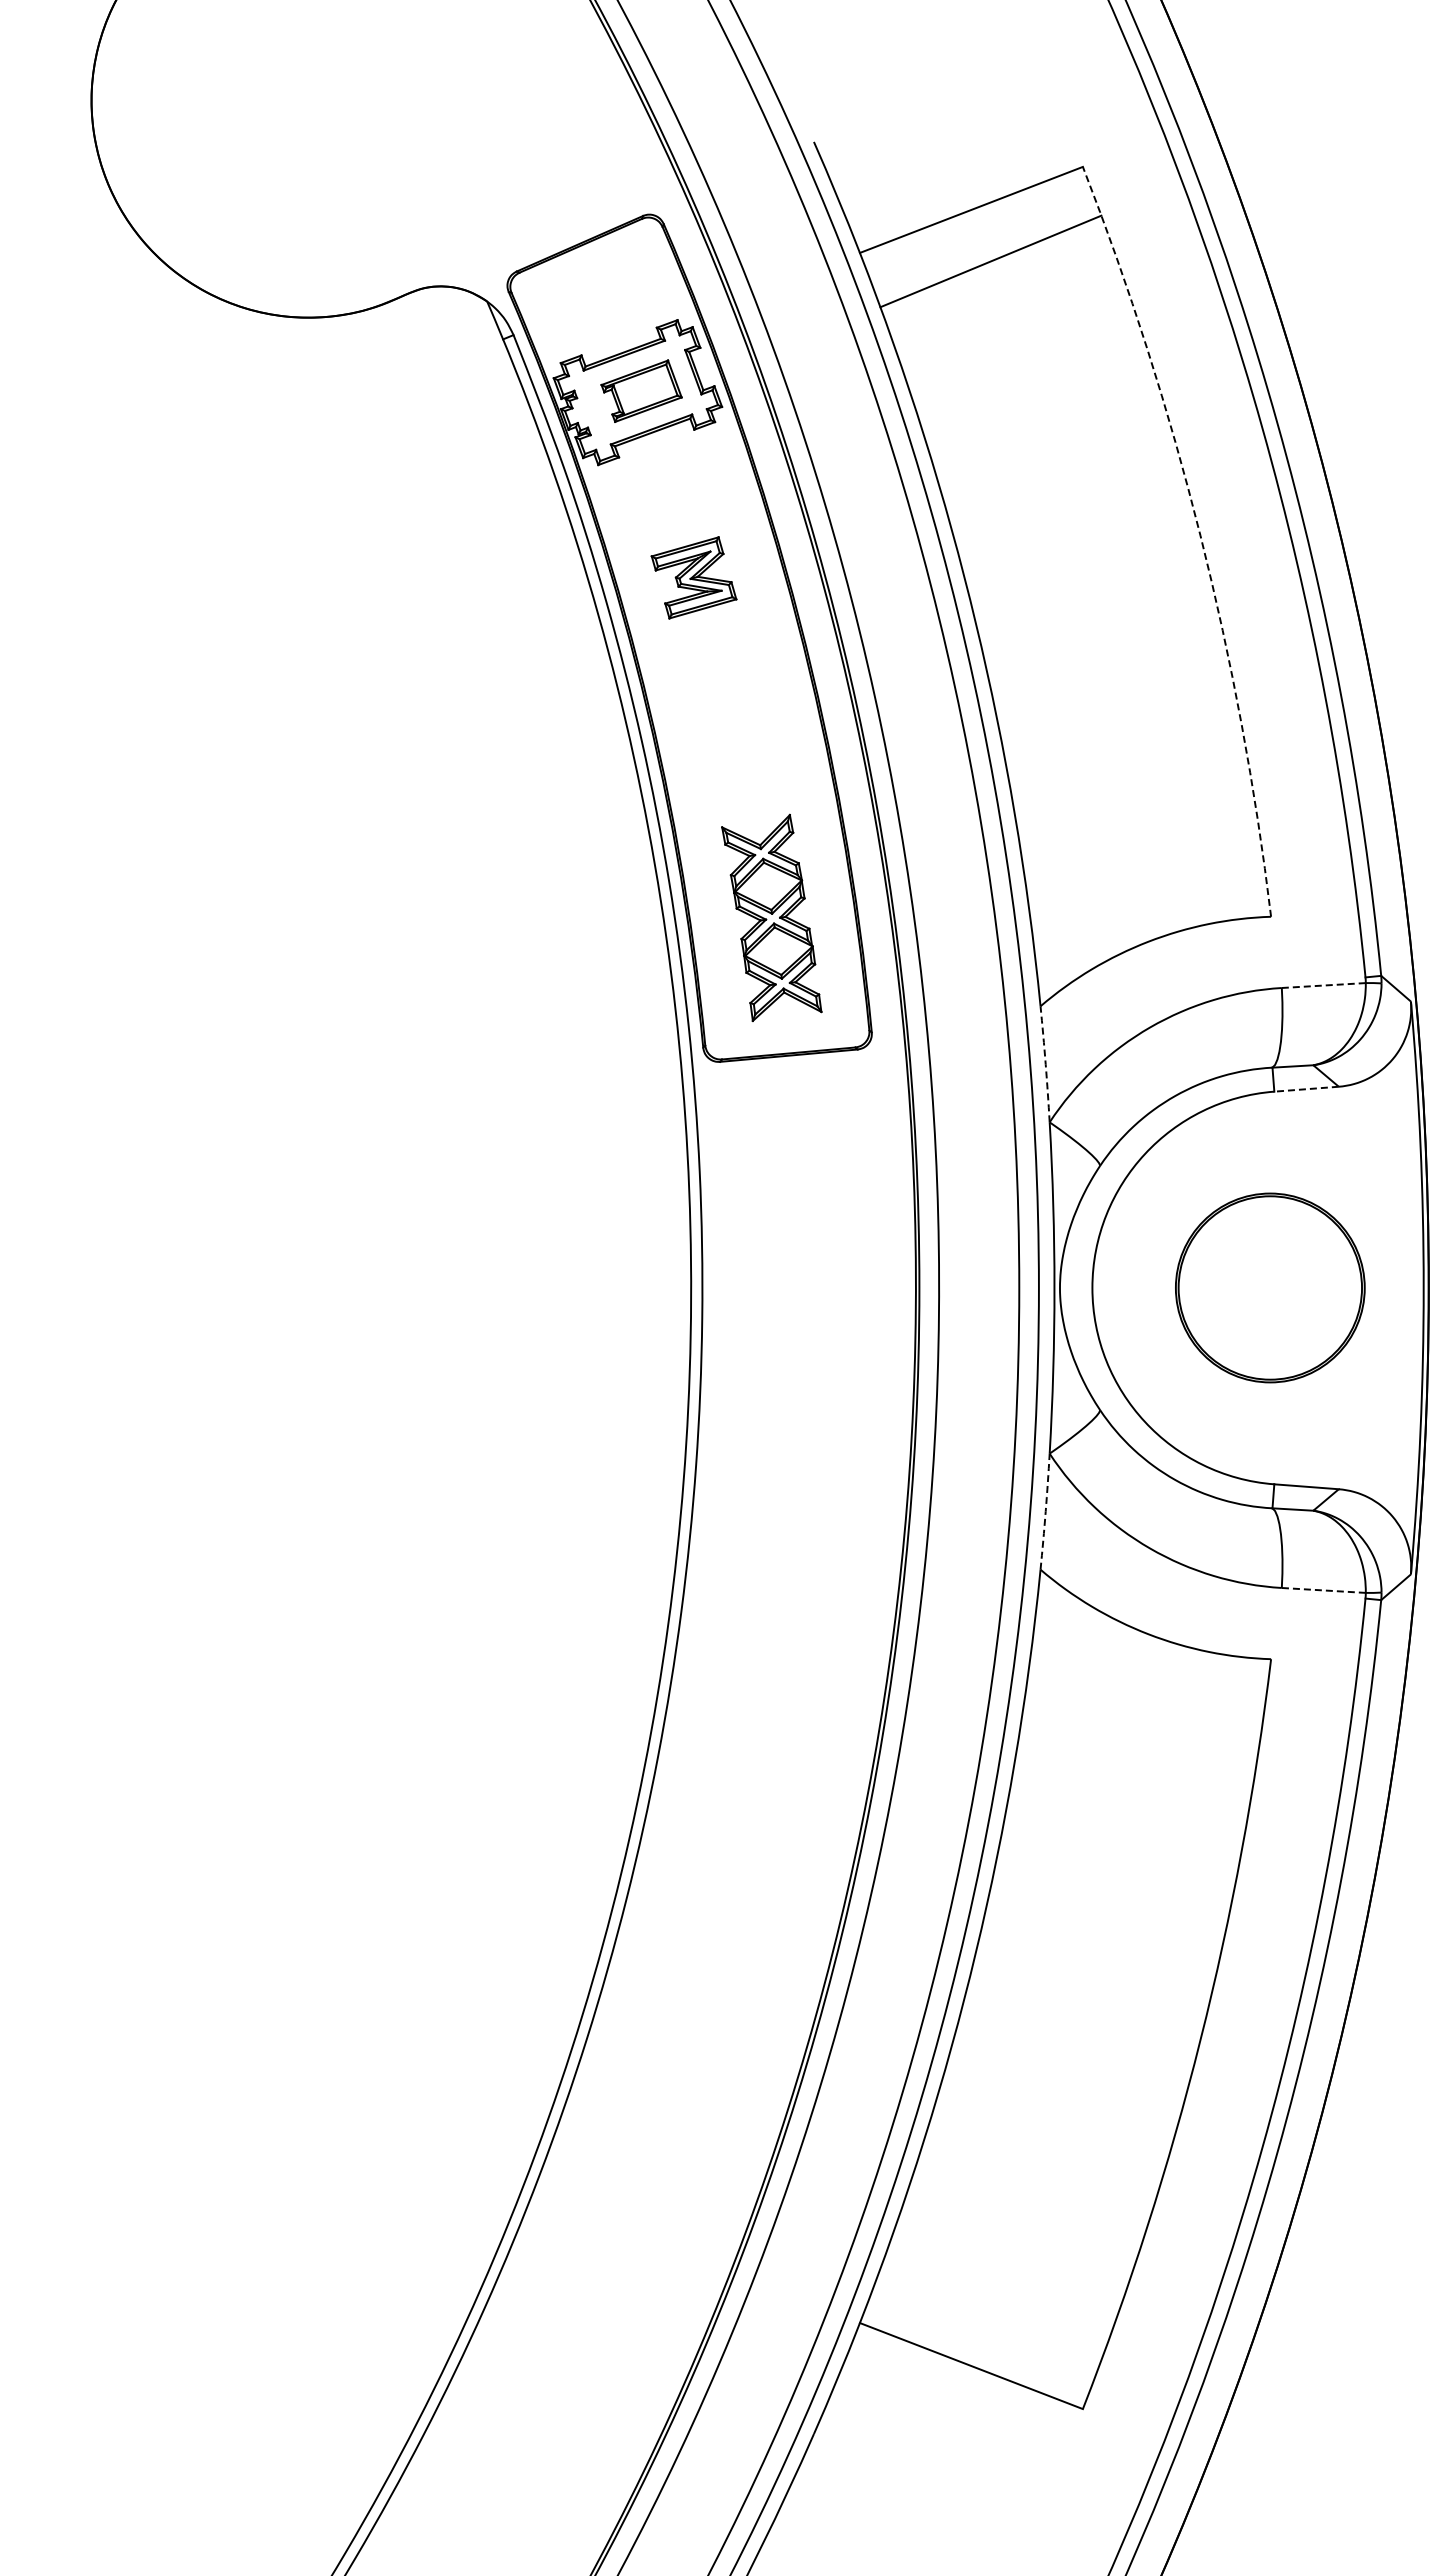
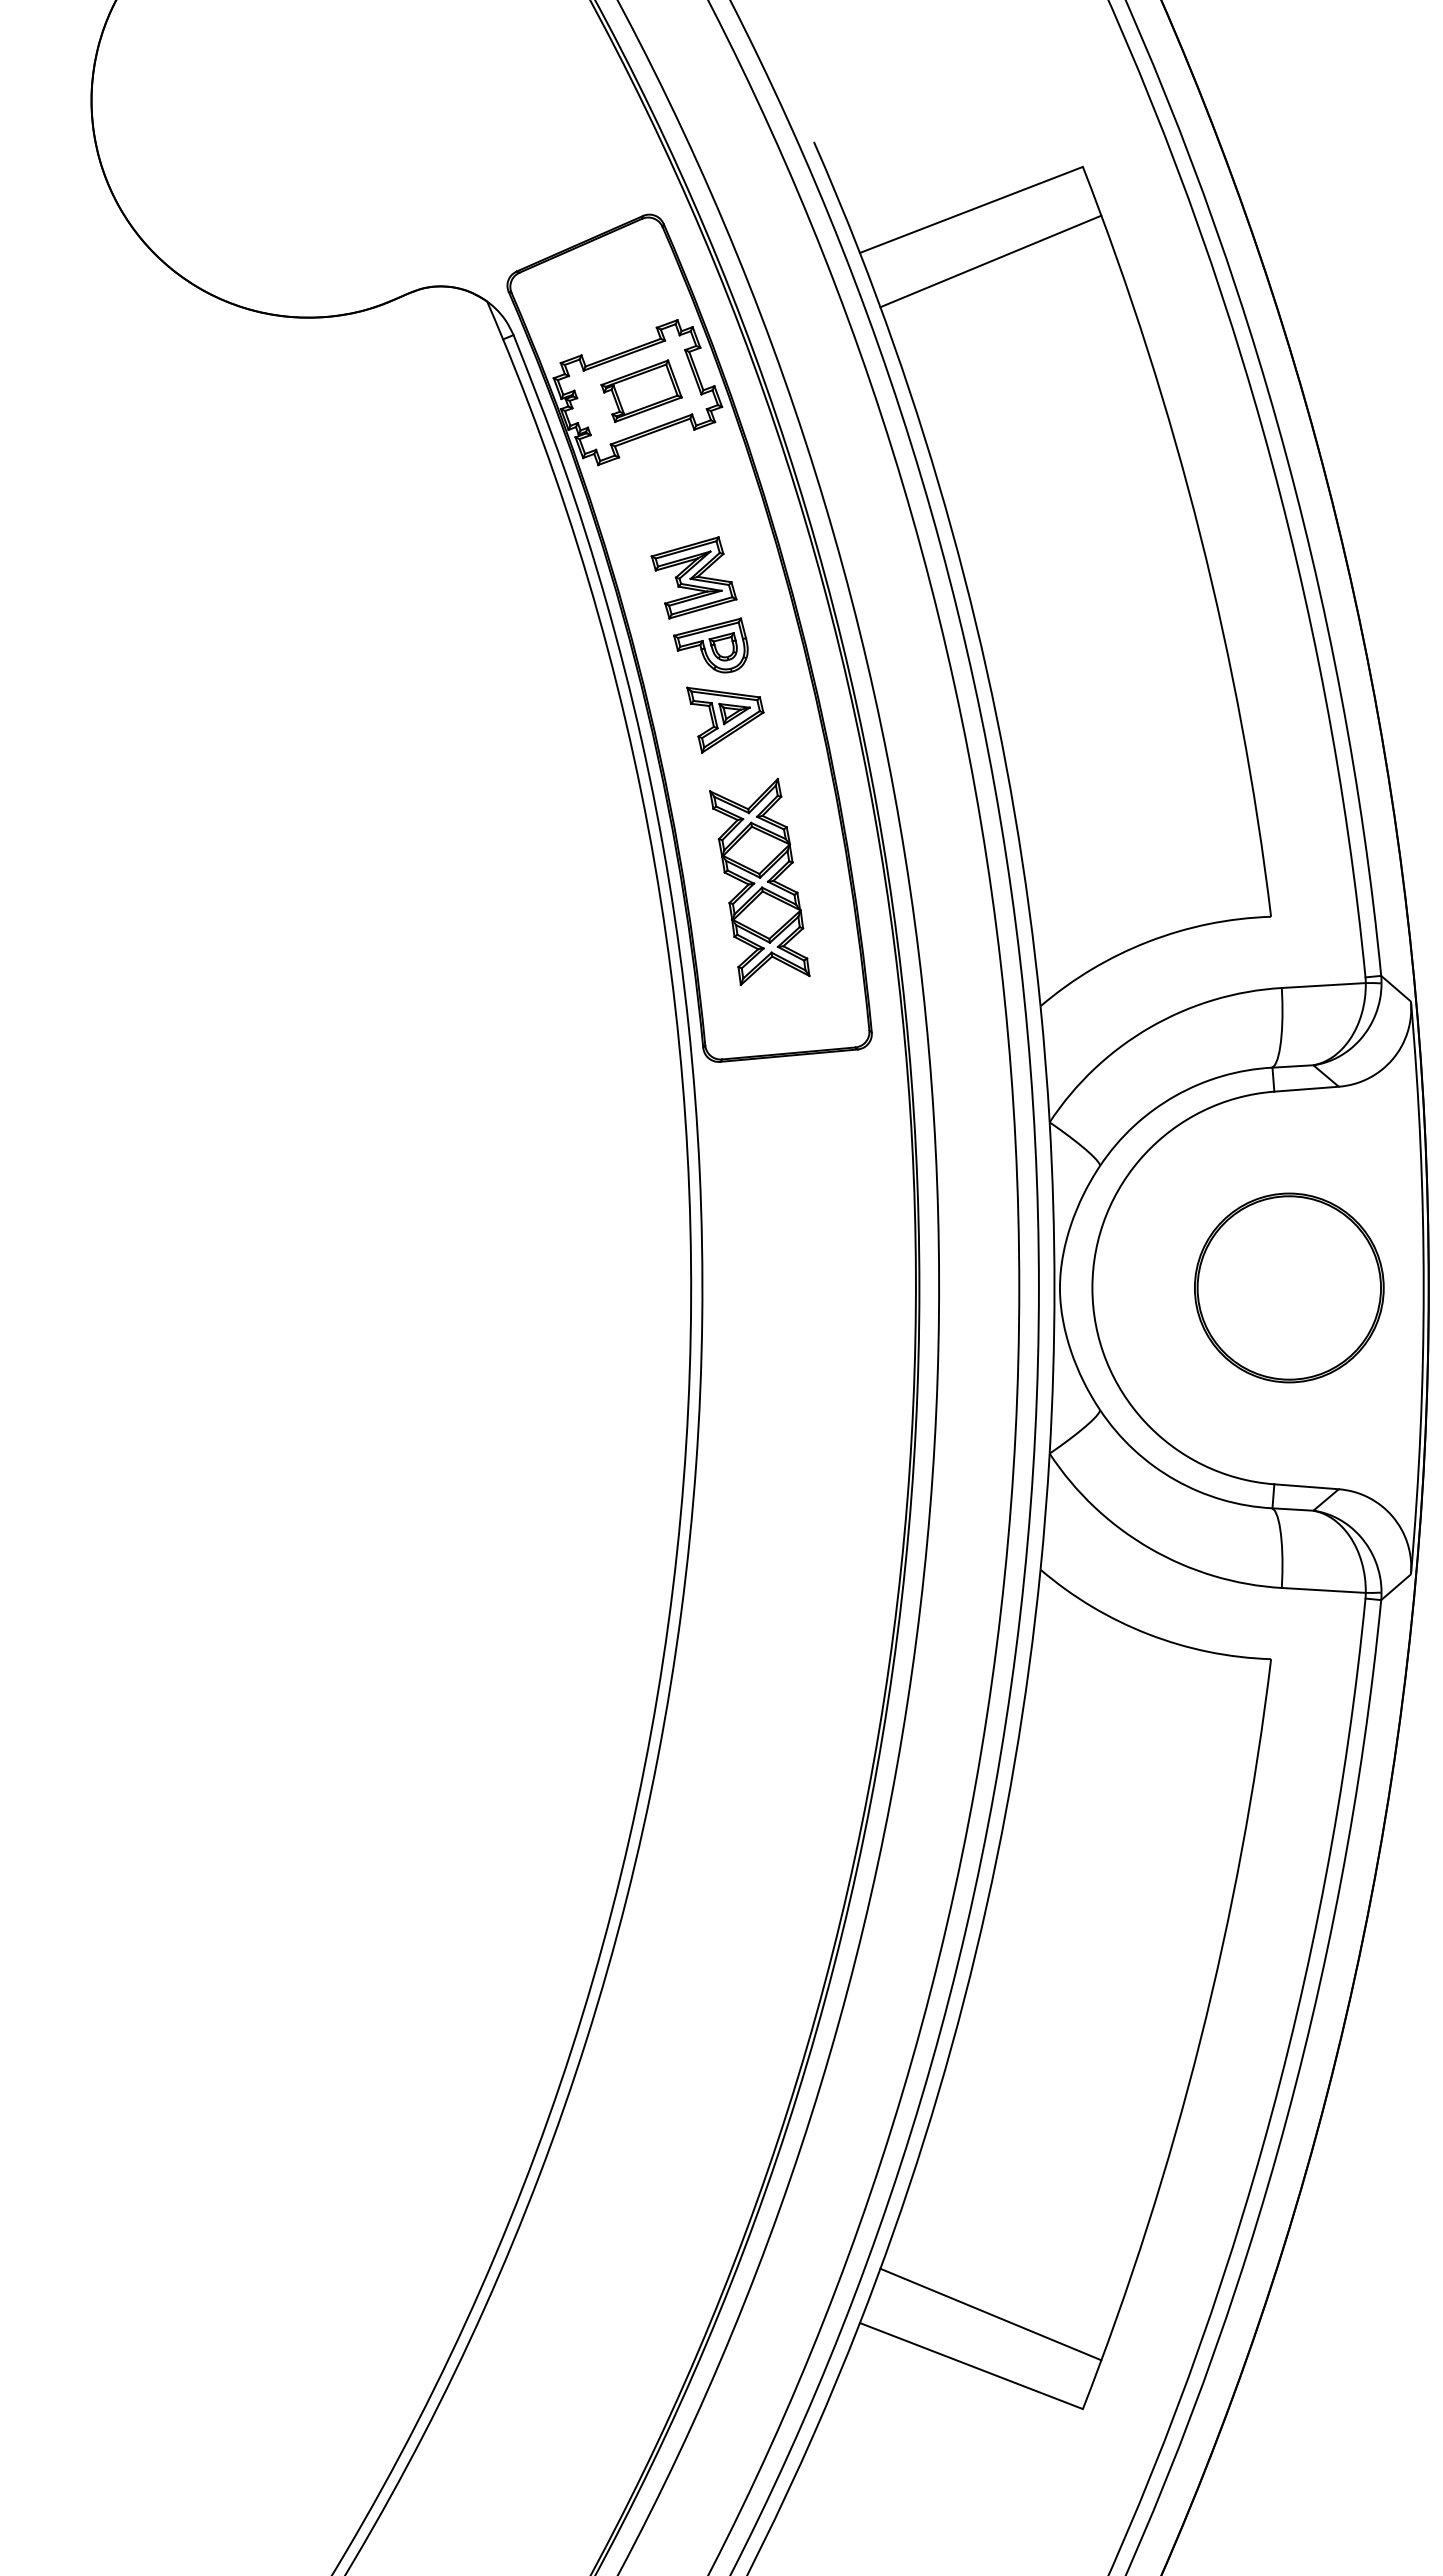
arc: dashed -> solid (1200, 535)
part: none -> present (710, 645)
part: none -> present (725, 719)
part position: (771, 917) -> (759, 881) (759, 881)
line: dashed -> solid (1324, 985)
arc: dashed -> solid (1045, 1064)
line: dashed -> solid (1306, 1089)
part position: (1270, 1287) -> (1289, 1287) (1289, 1287)
arc: dashed -> solid (1045, 1511)
line: dashed -> solid (1323, 1590)
line: none -> present (990, 2314)
